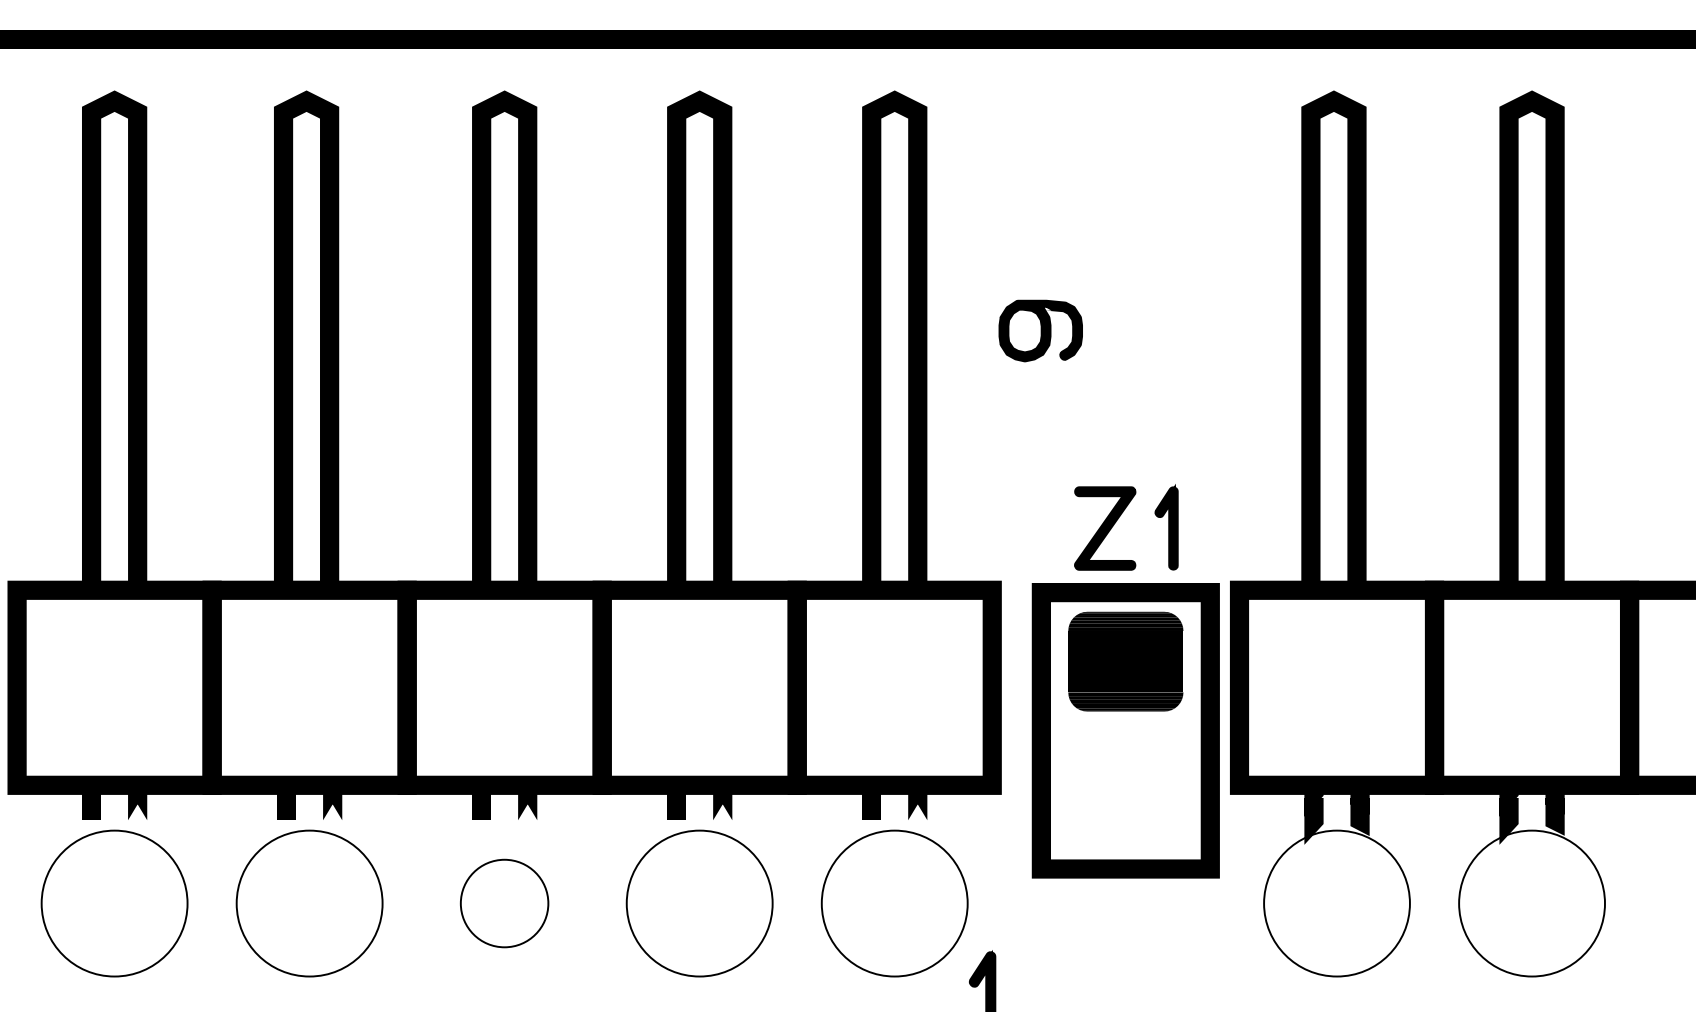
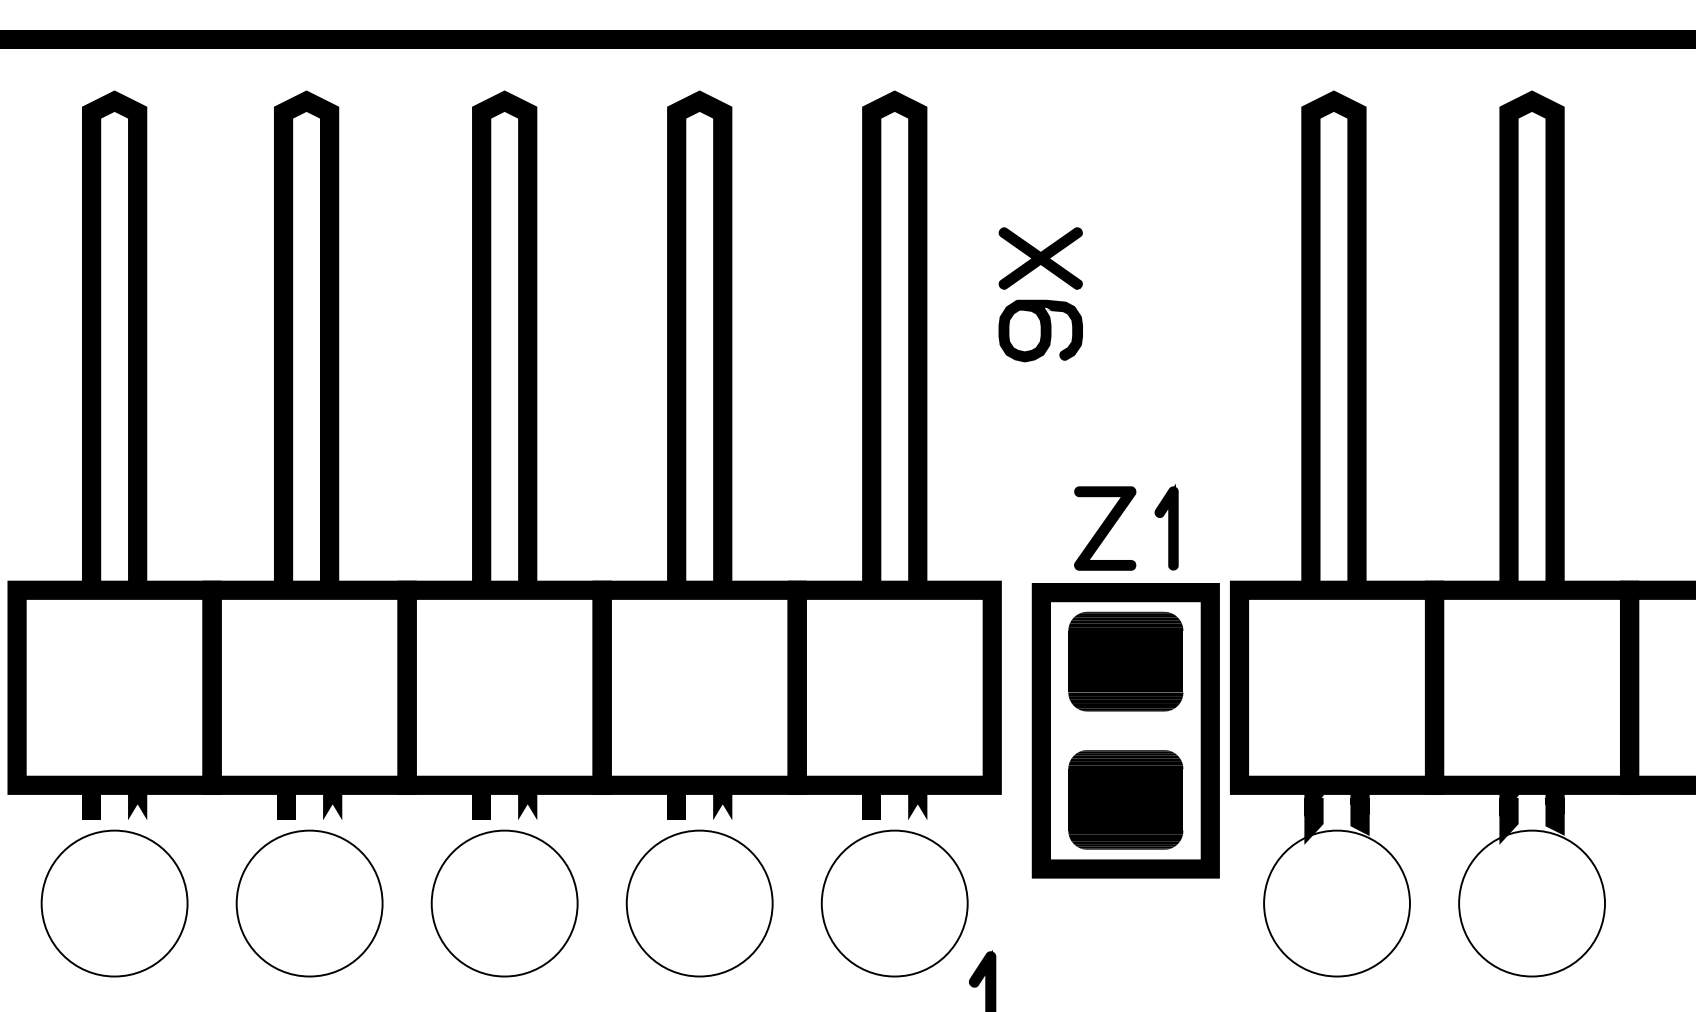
part: none -> present (1040, 258)
part: none -> present (1125, 799)
part size: 90x91 px -> 149x149 px (504, 903)
